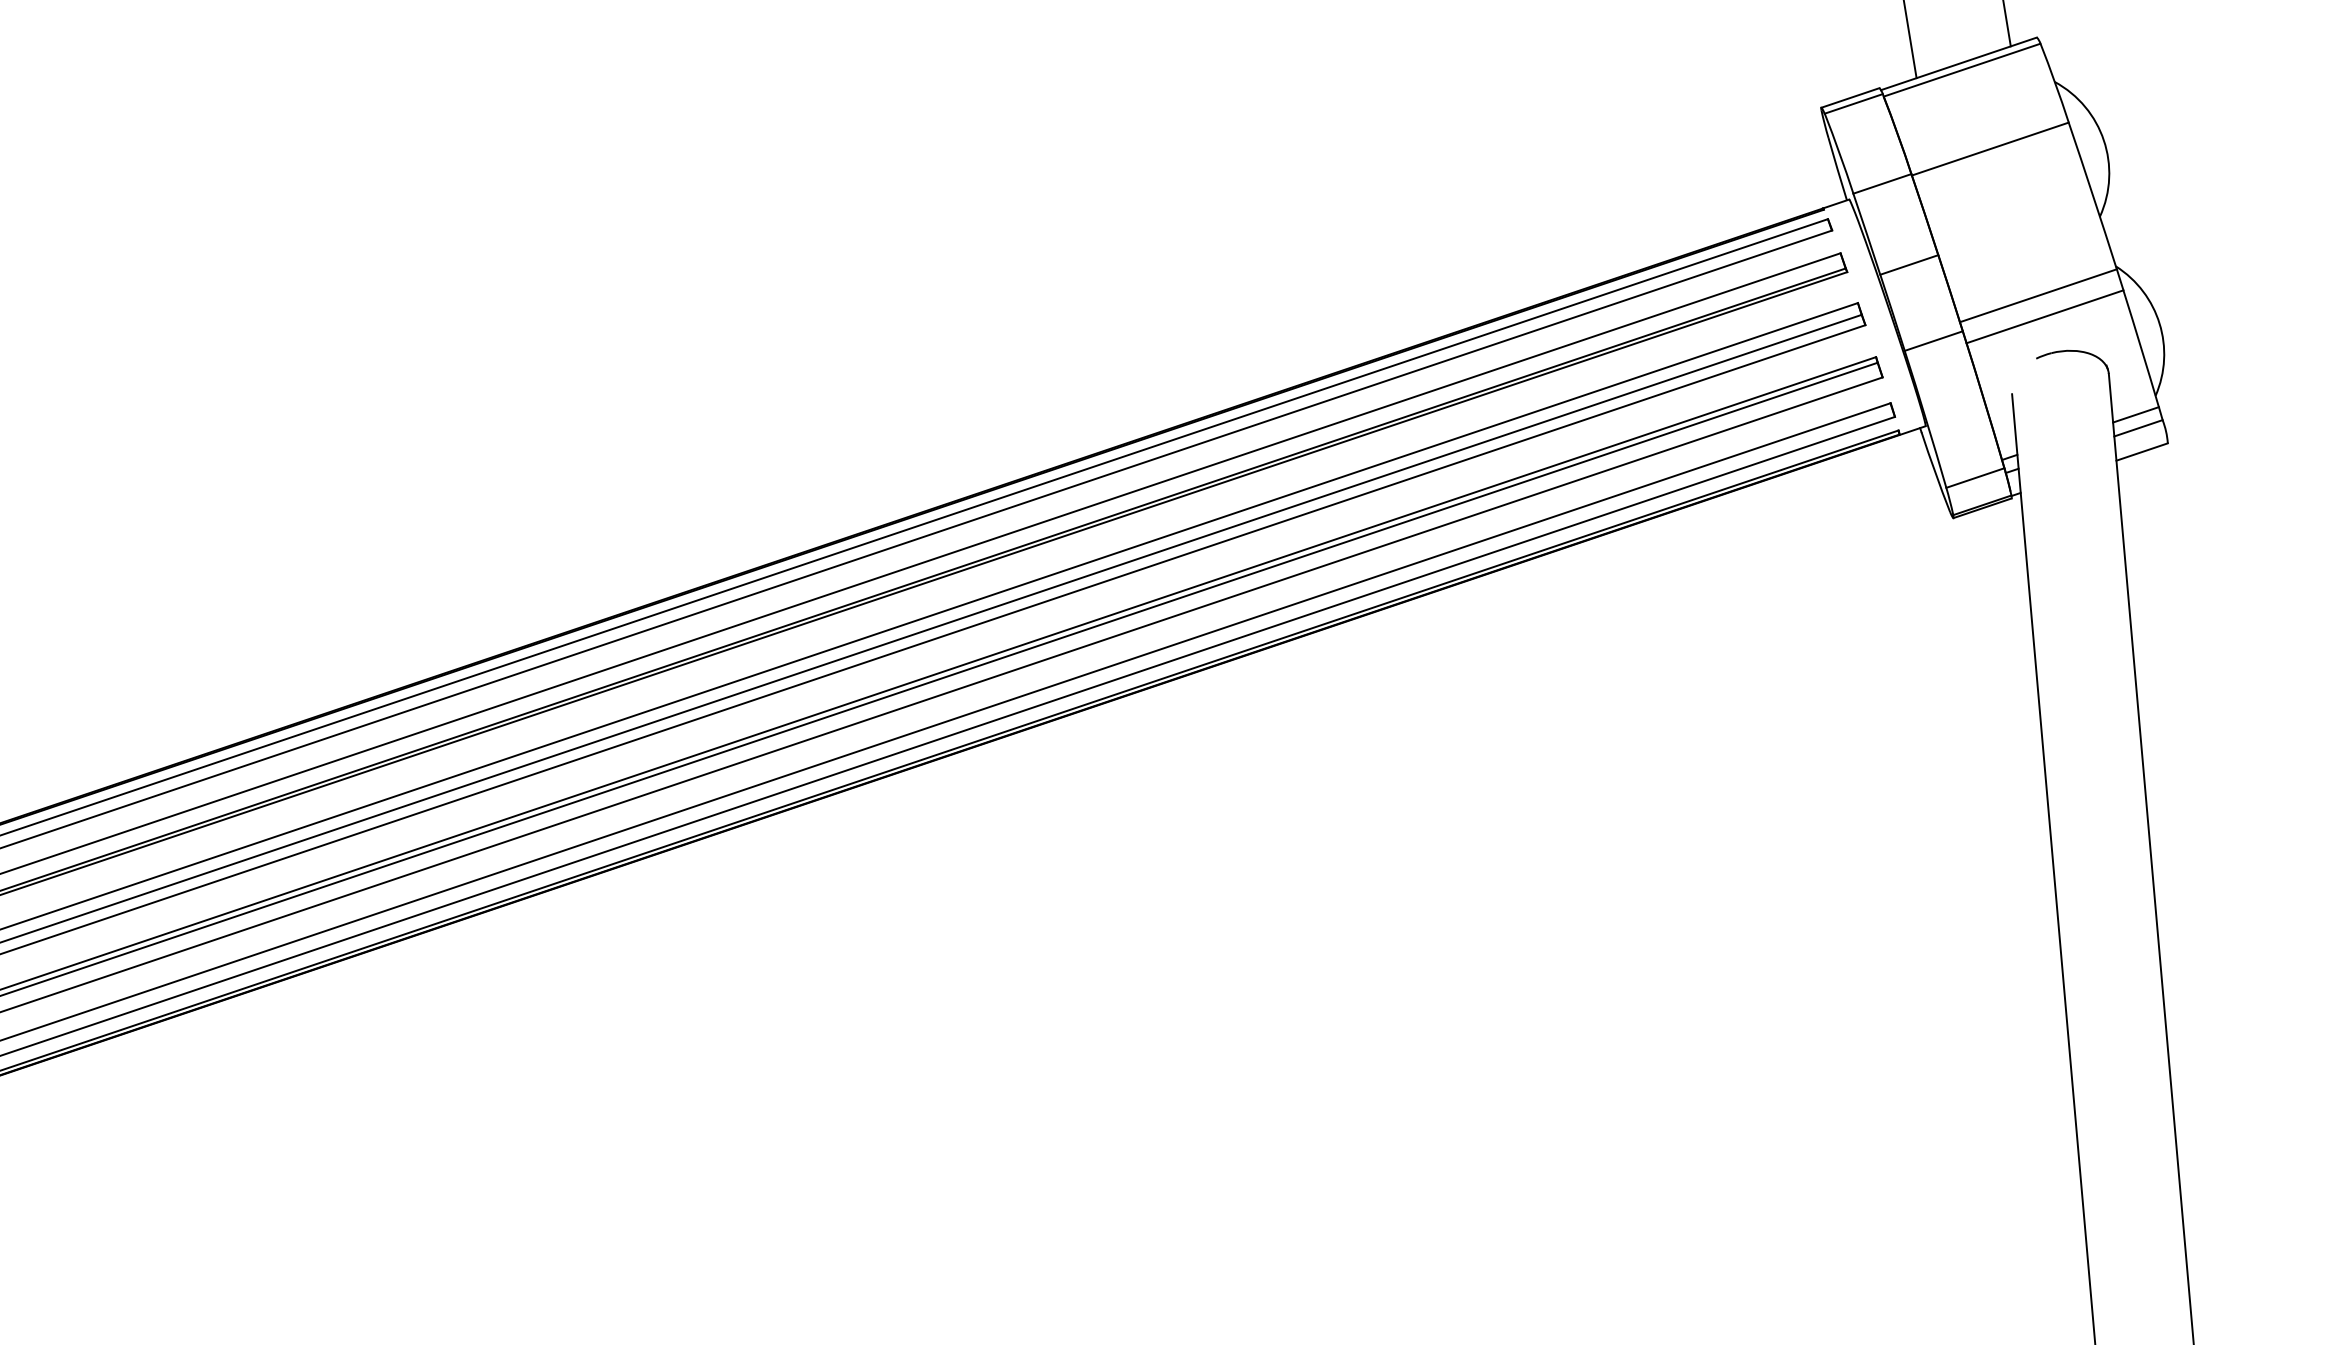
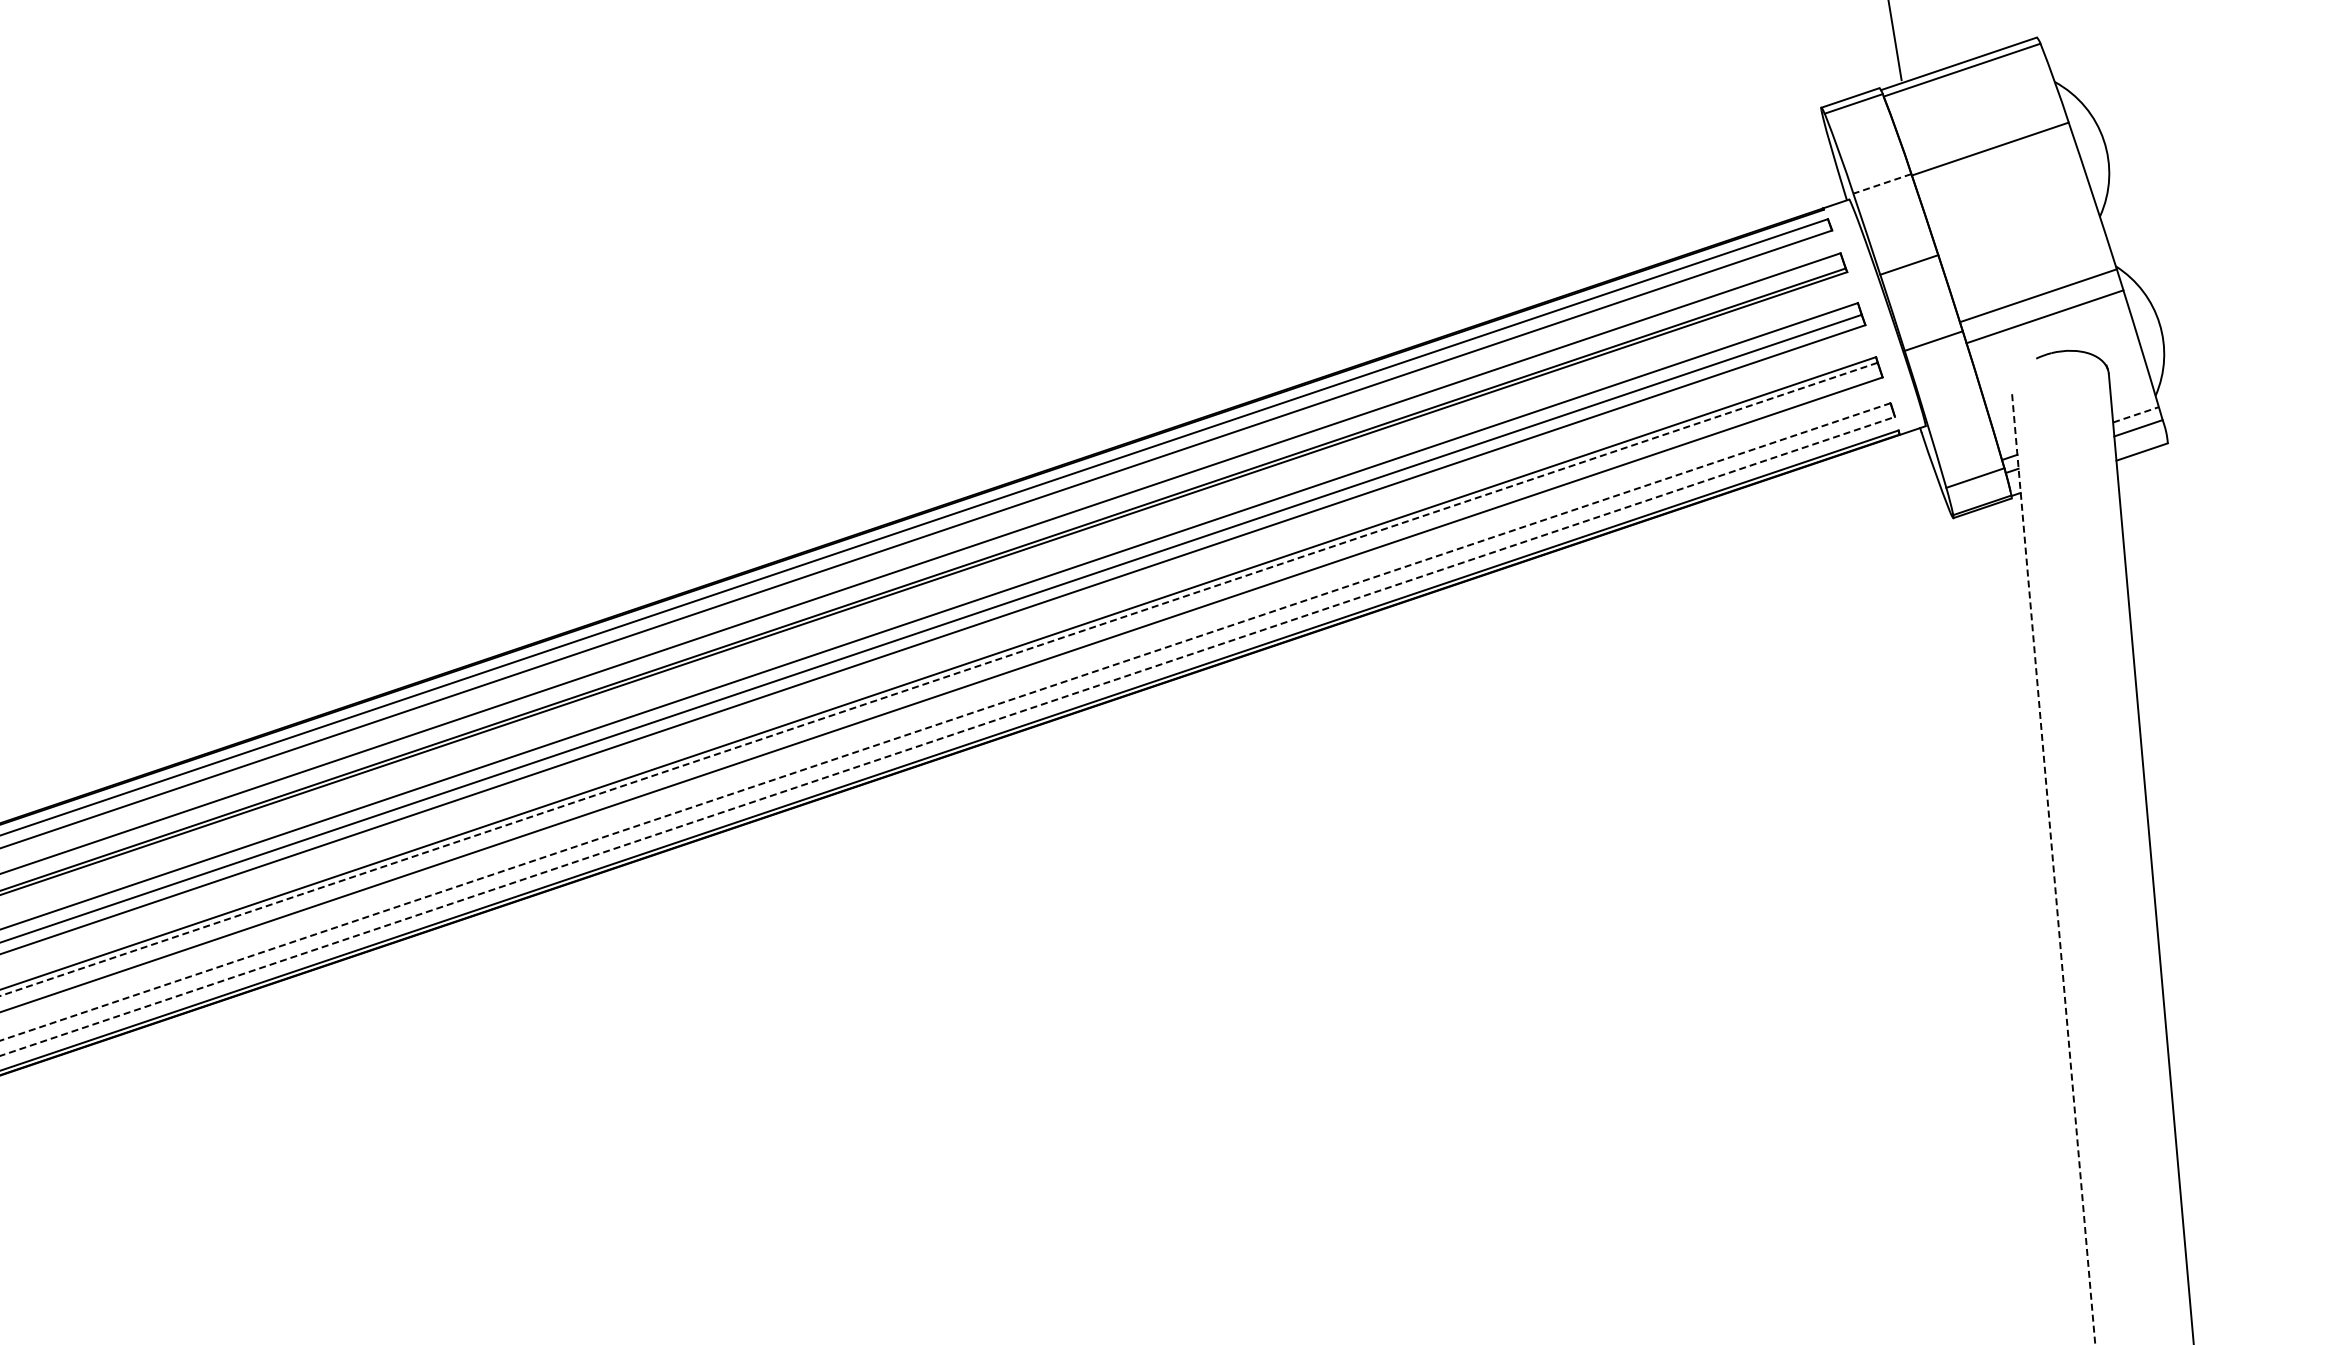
line: present -> none (2006, 24)
line position: (1910, 40) -> (1894, 41) (1894, 41)
line: solid -> dashed (1882, 183)
line: solid -> dashed (2136, 414)
line: solid -> dashed (938, 679)
line: solid -> dashed (945, 721)
line: solid -> dashed (947, 736)
line: solid -> dashed (2053, 869)
